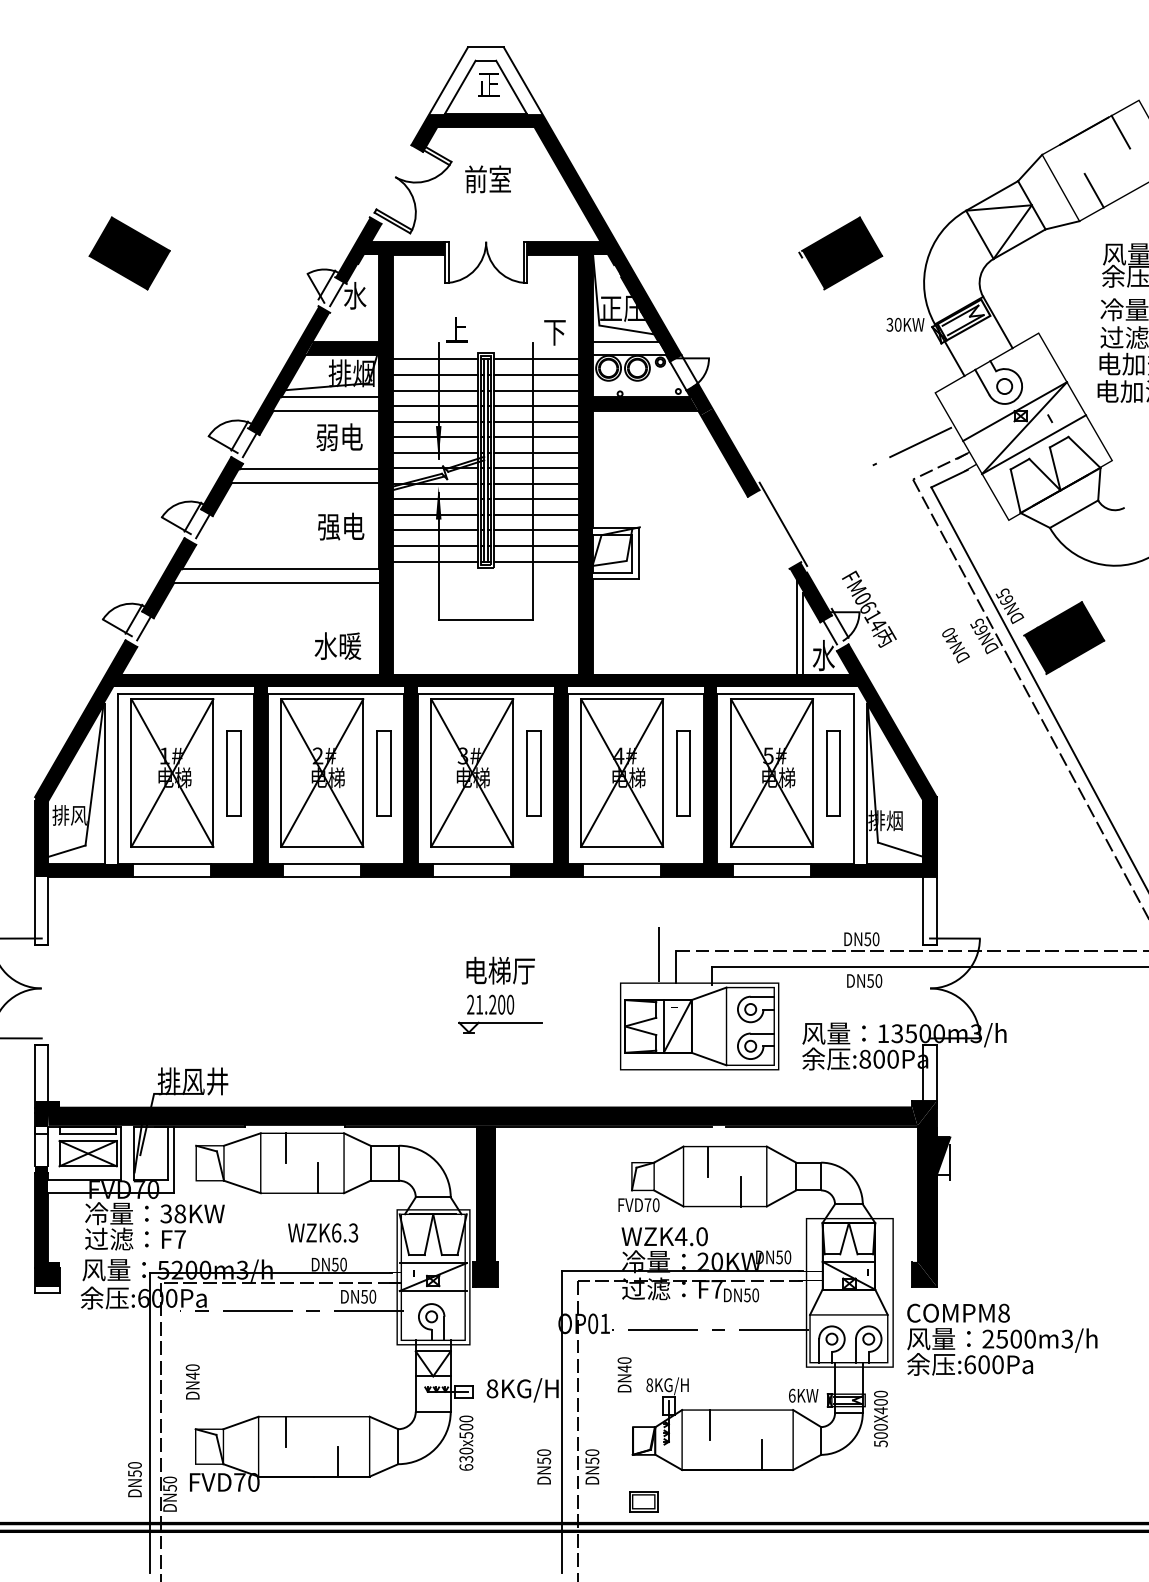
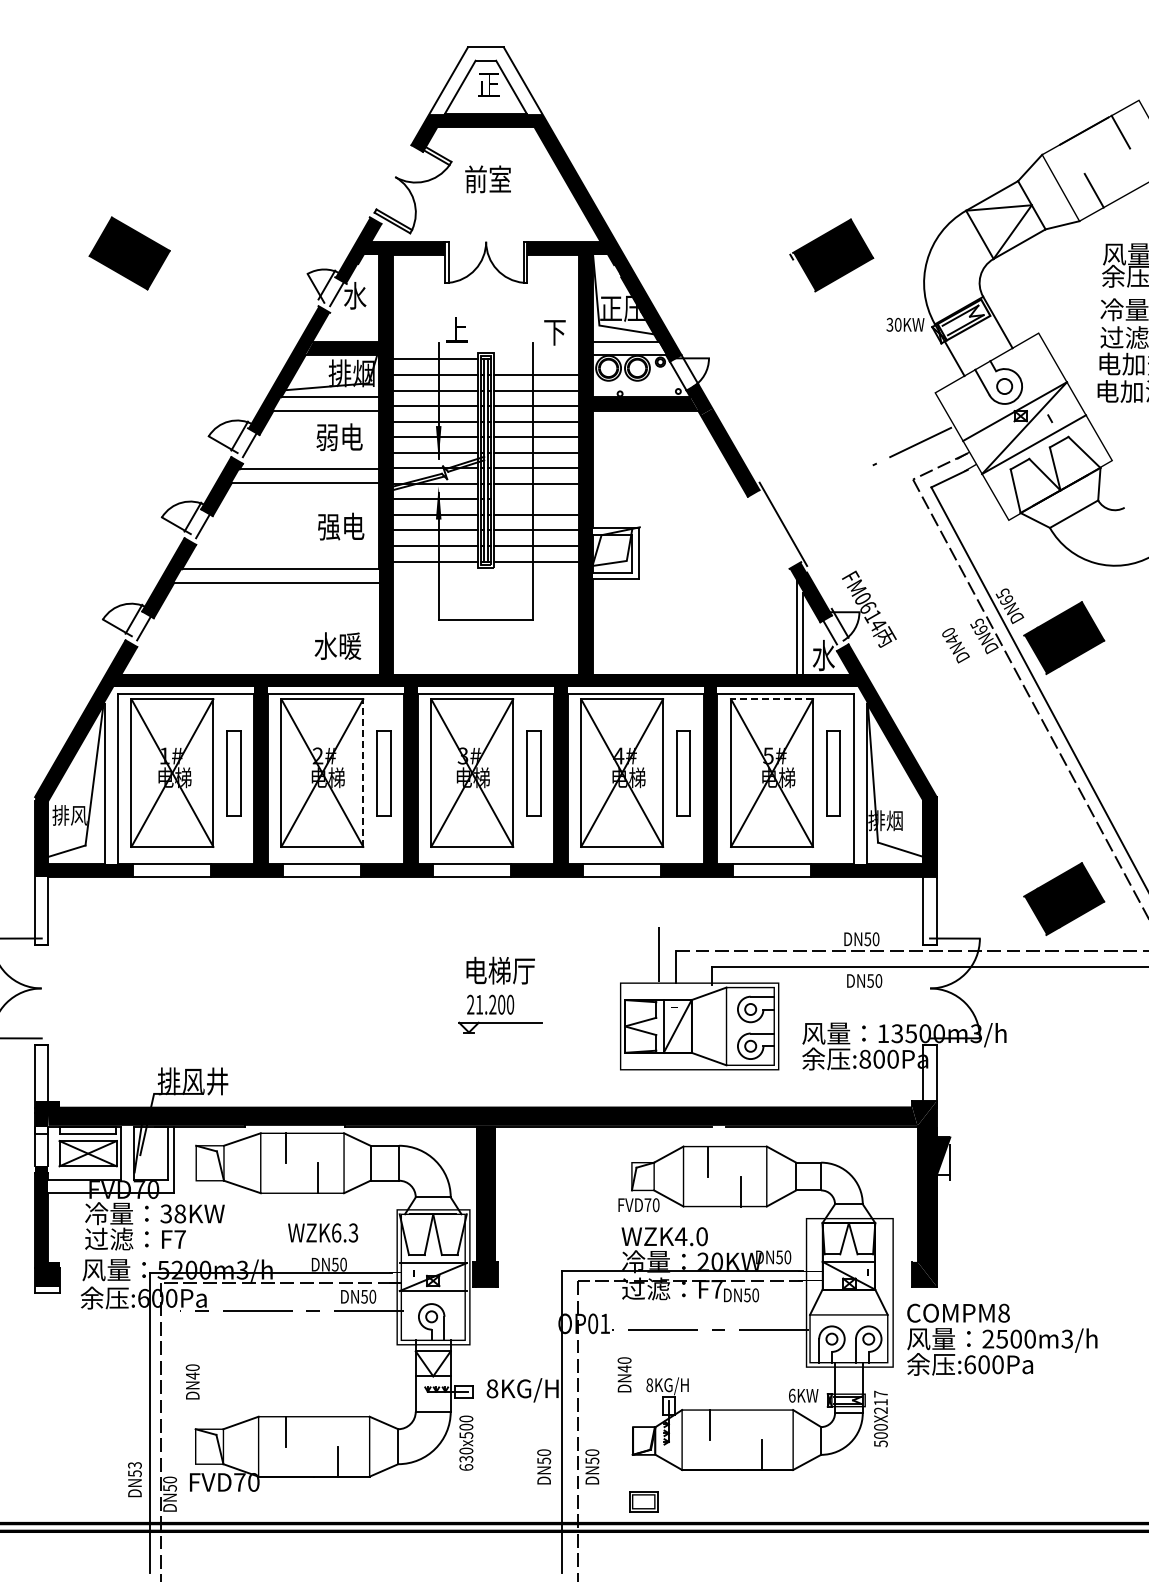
part position: (840, 253) -> (831, 255) (831, 255)
line: present -> none (536, 359)
line: present -> none (536, 499)
line: solid -> dashed (772, 699)
line: solid -> dashed (363, 773)
part: none -> present (1064, 898)
text: 500X400 -> 500X217 (880, 1402)
text: DN50 -> DN53 (134, 1465)
